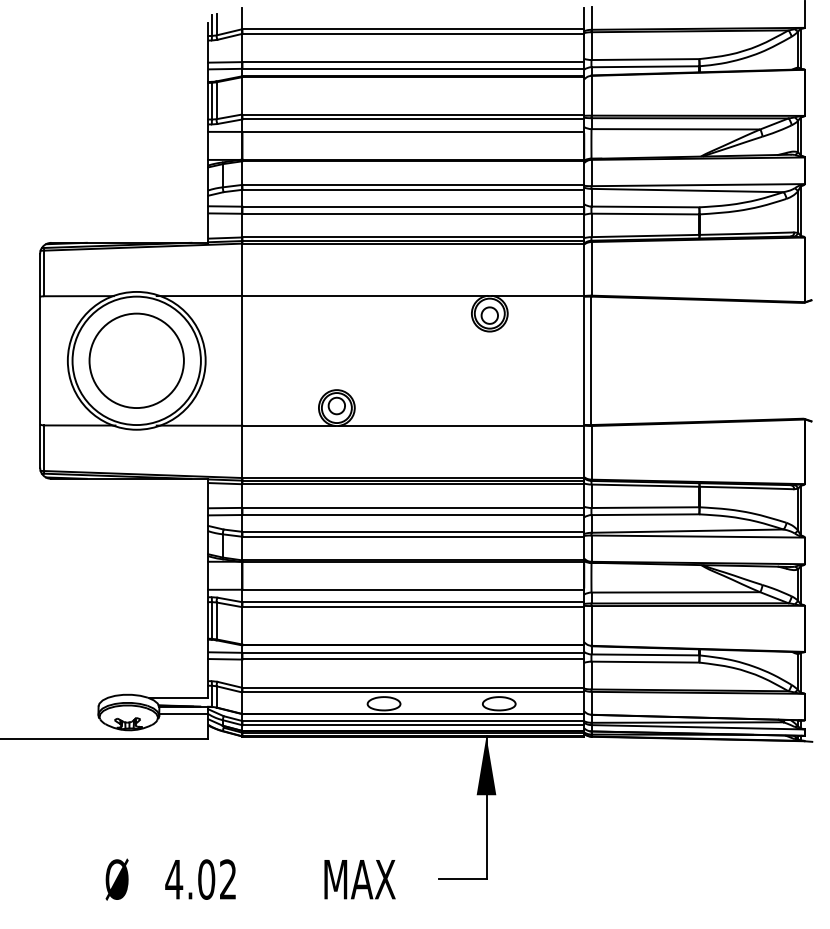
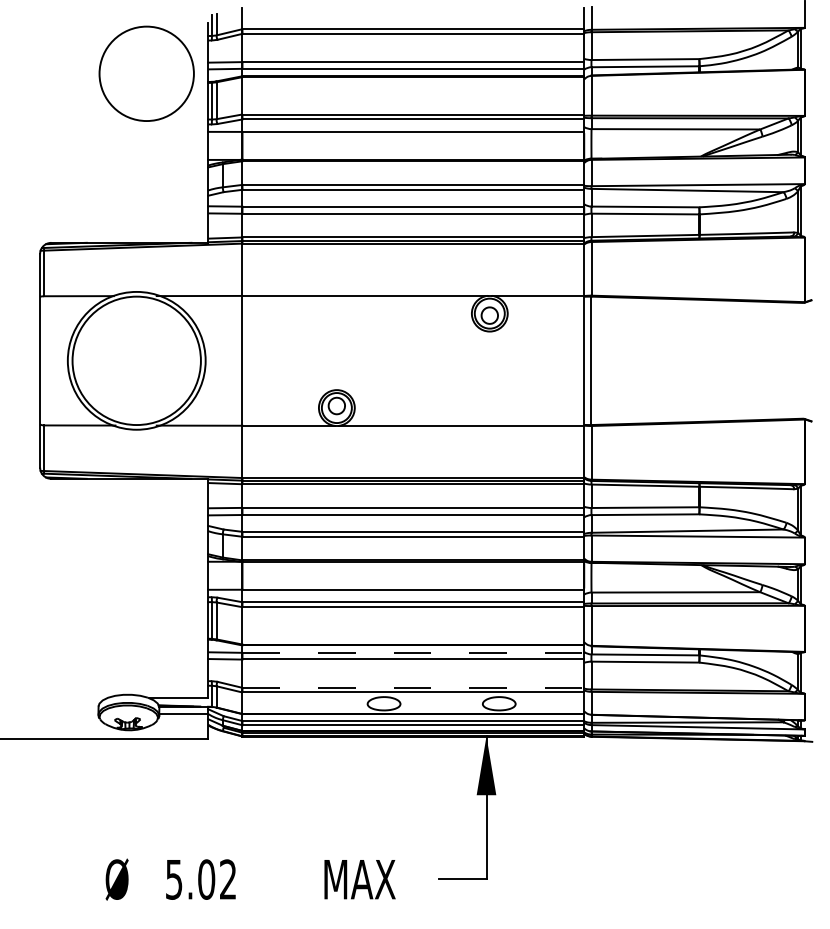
circle position: (136, 360) -> (146, 73) (146, 73)
line: solid -> dashed (413, 652)
line: solid -> dashed (413, 687)
text: 4.02 -> 5.02 (174, 879)
